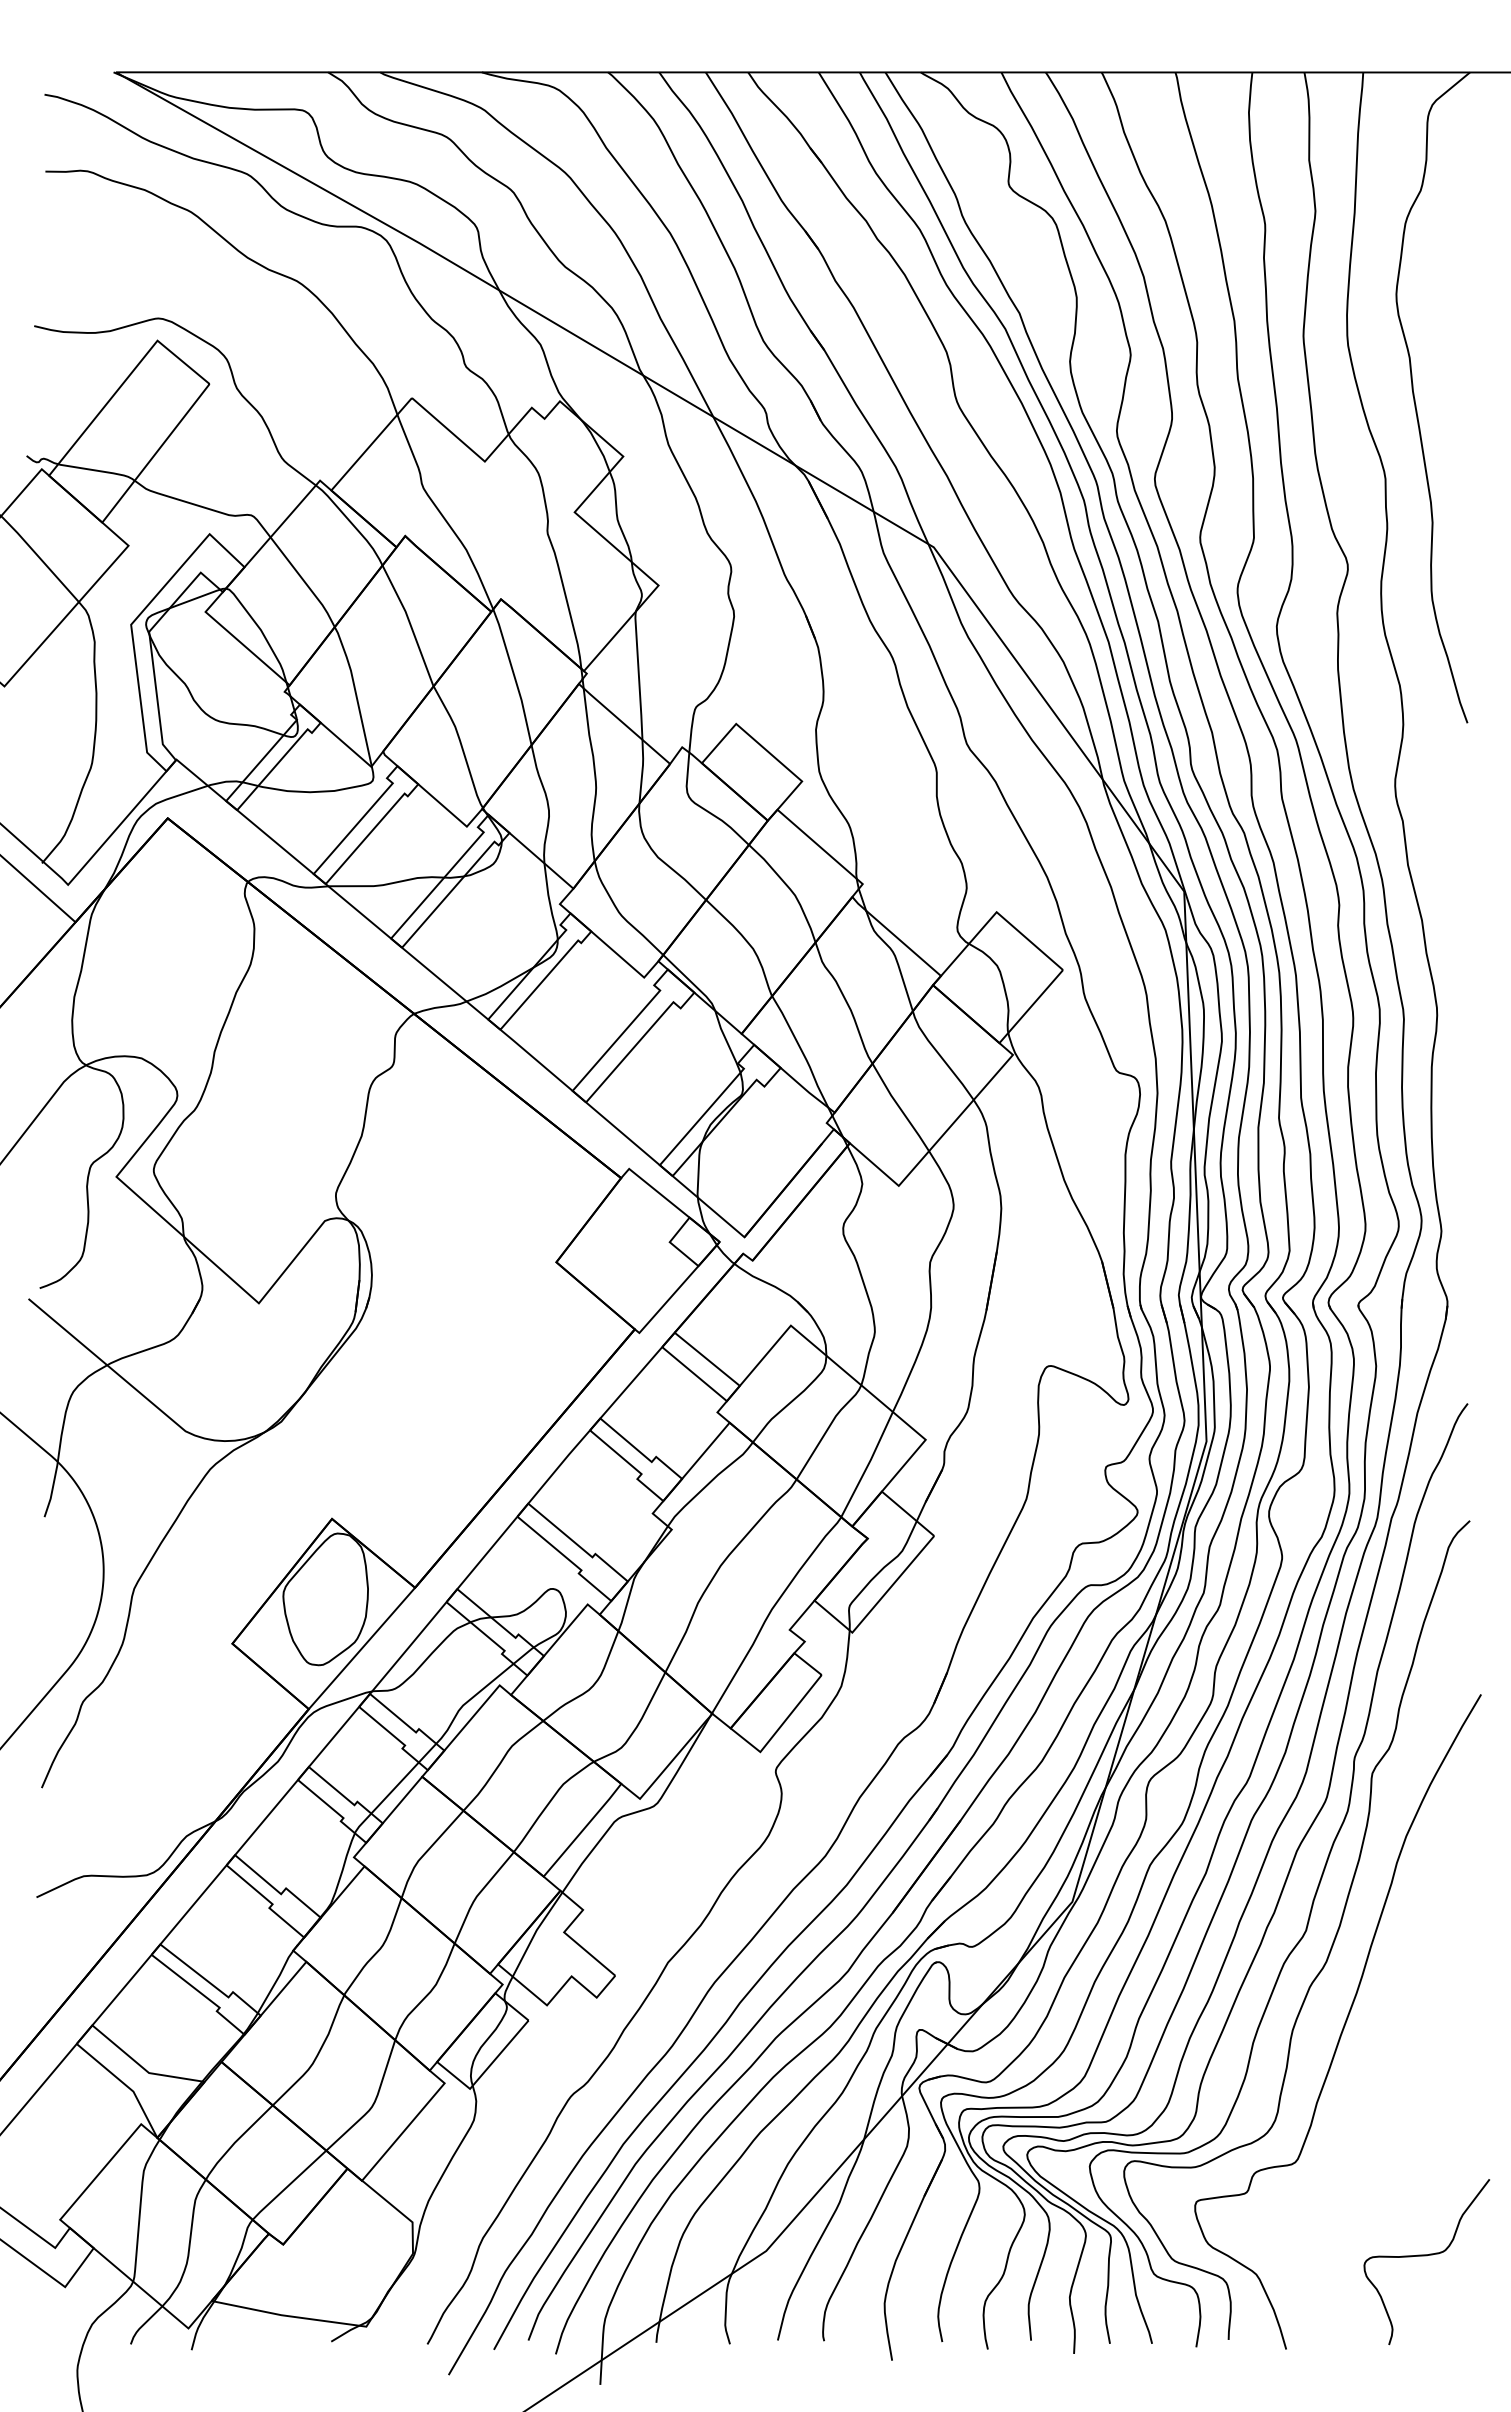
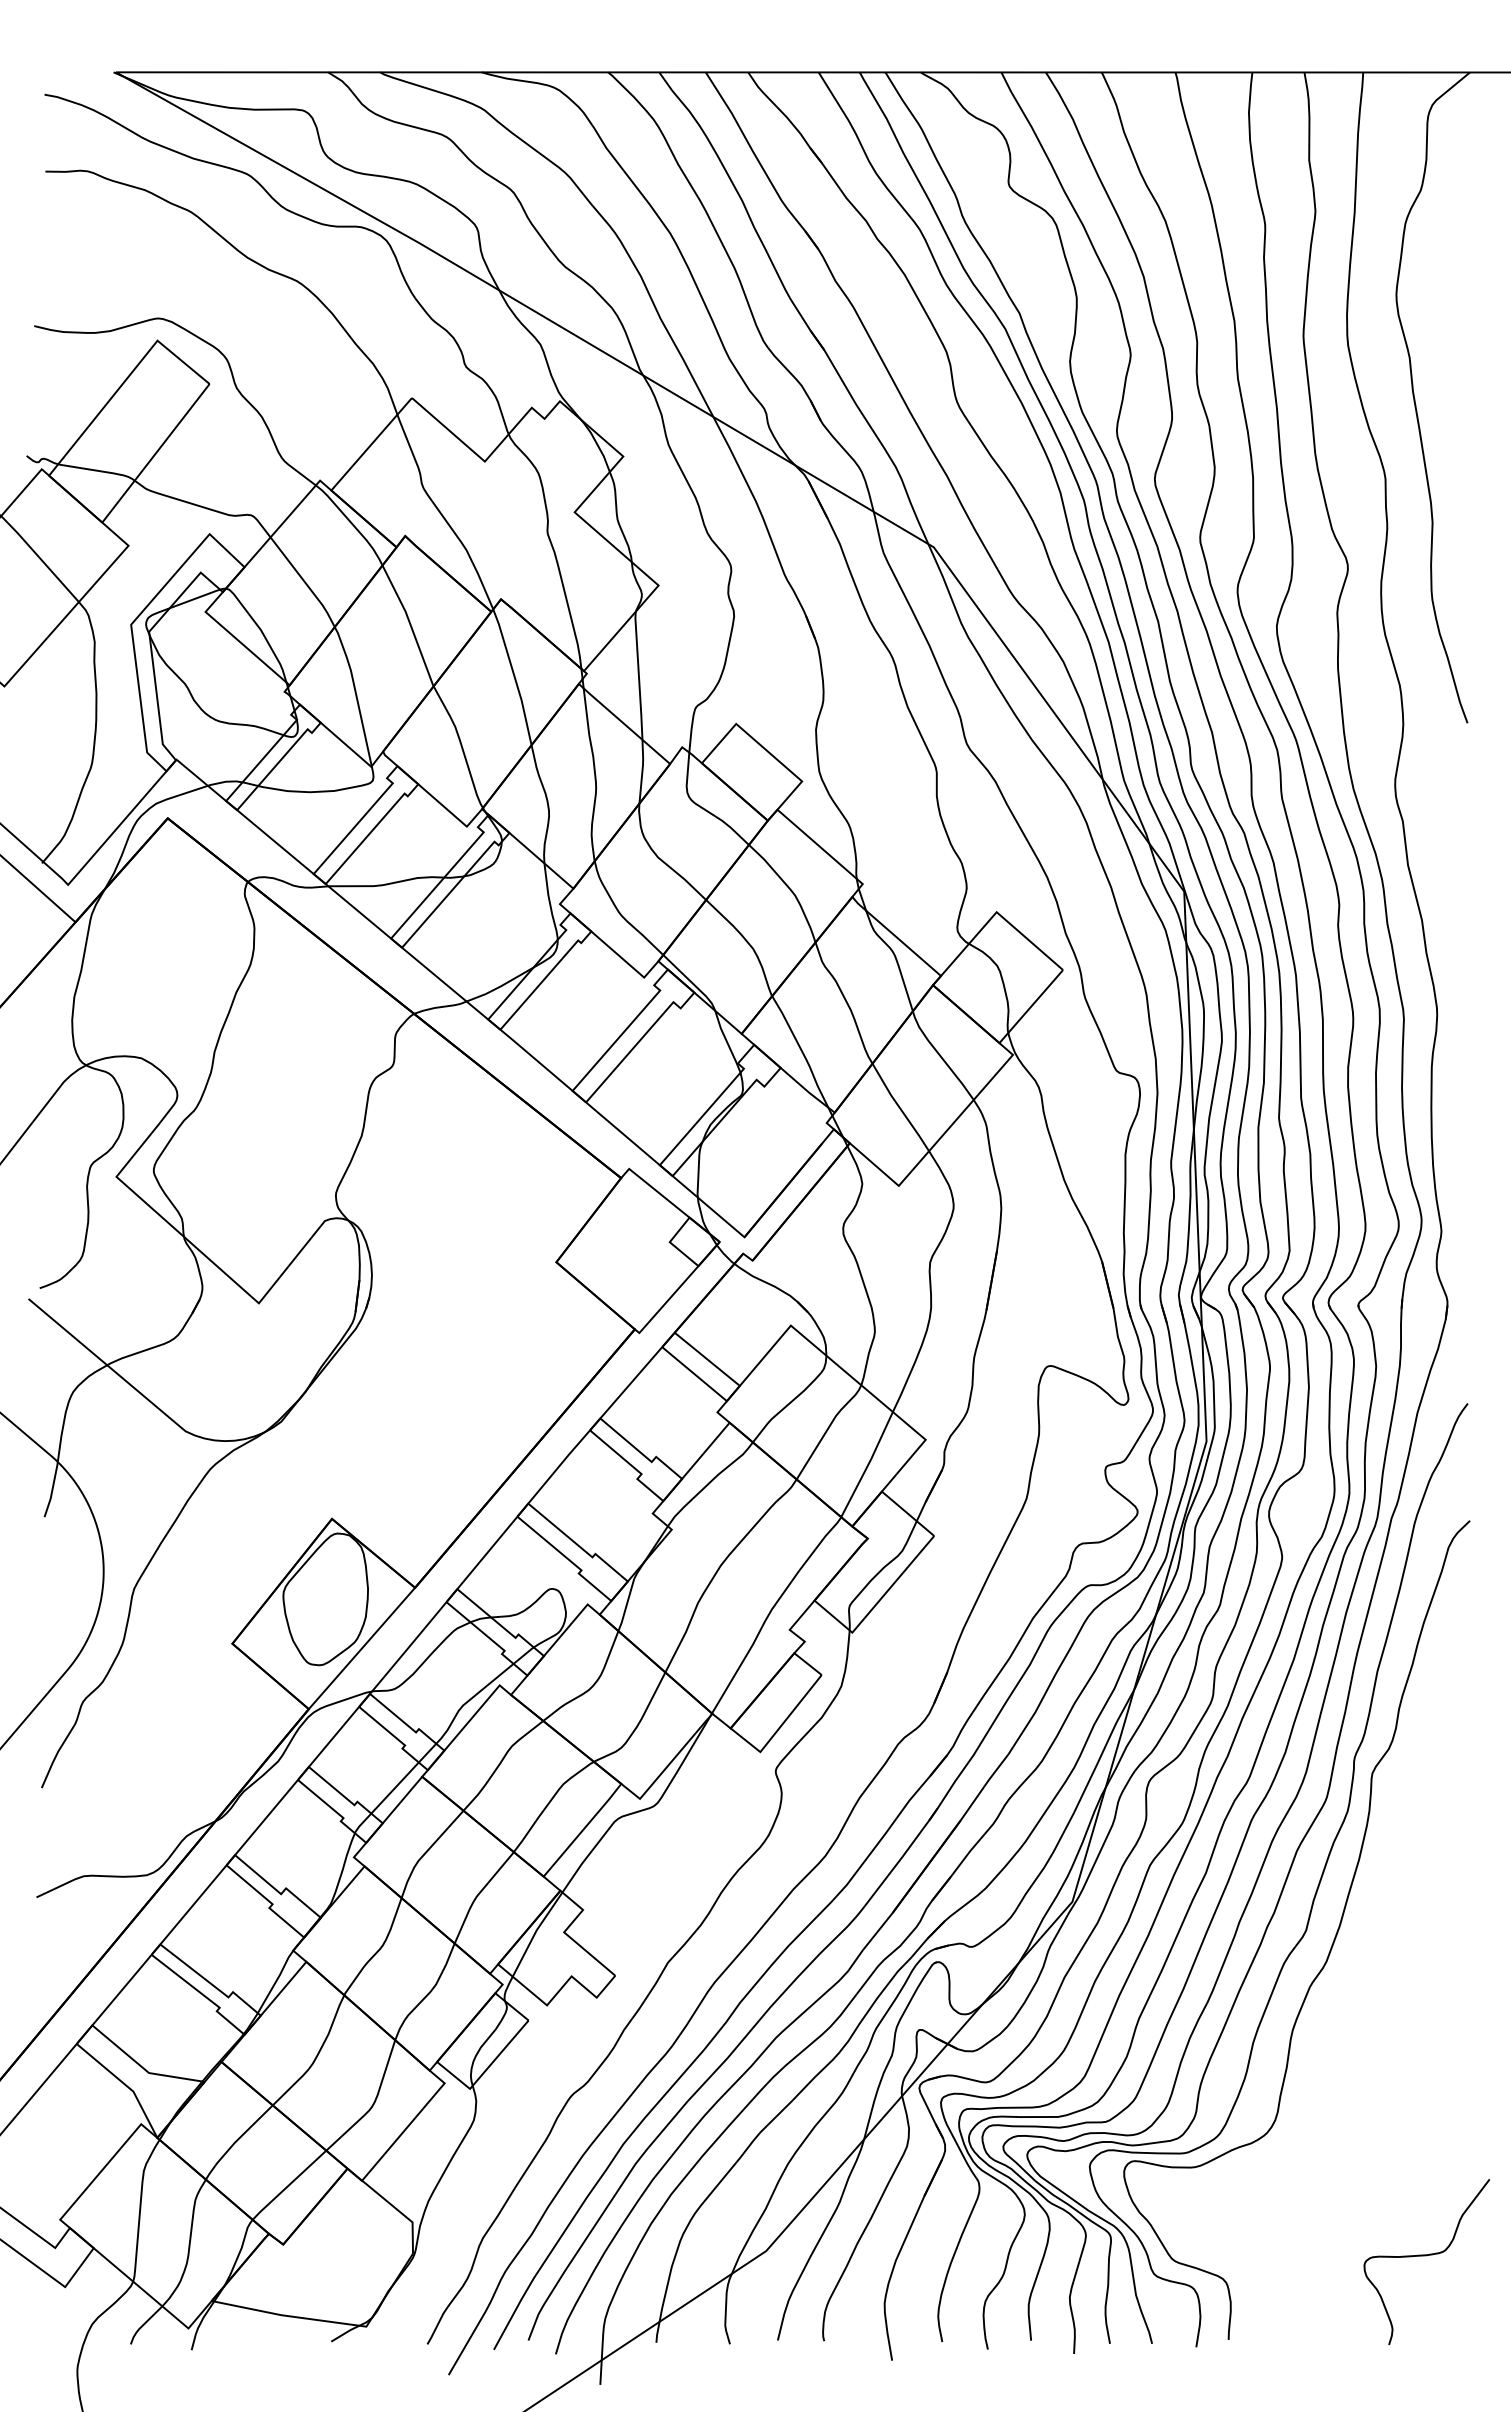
curve: present -> none (1344, 2022)
